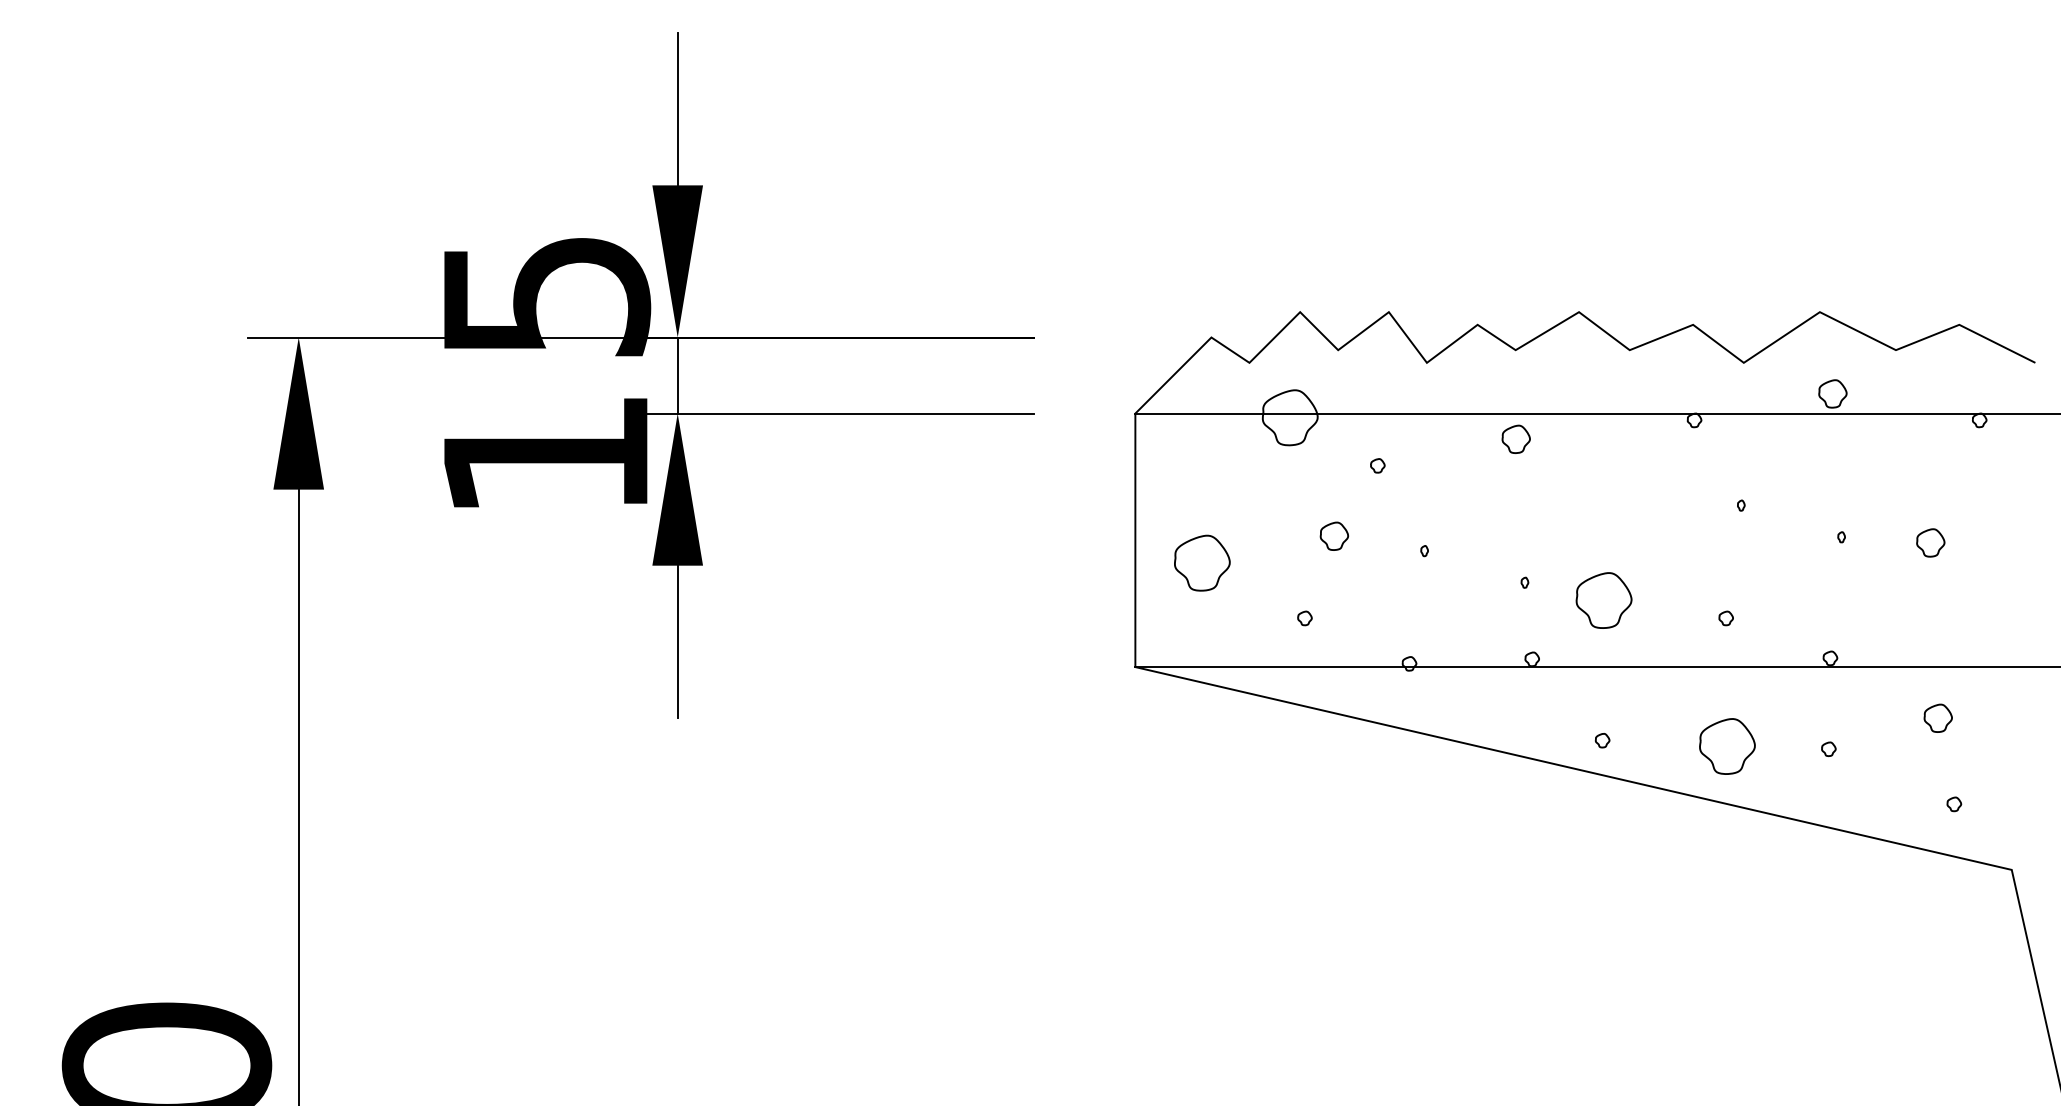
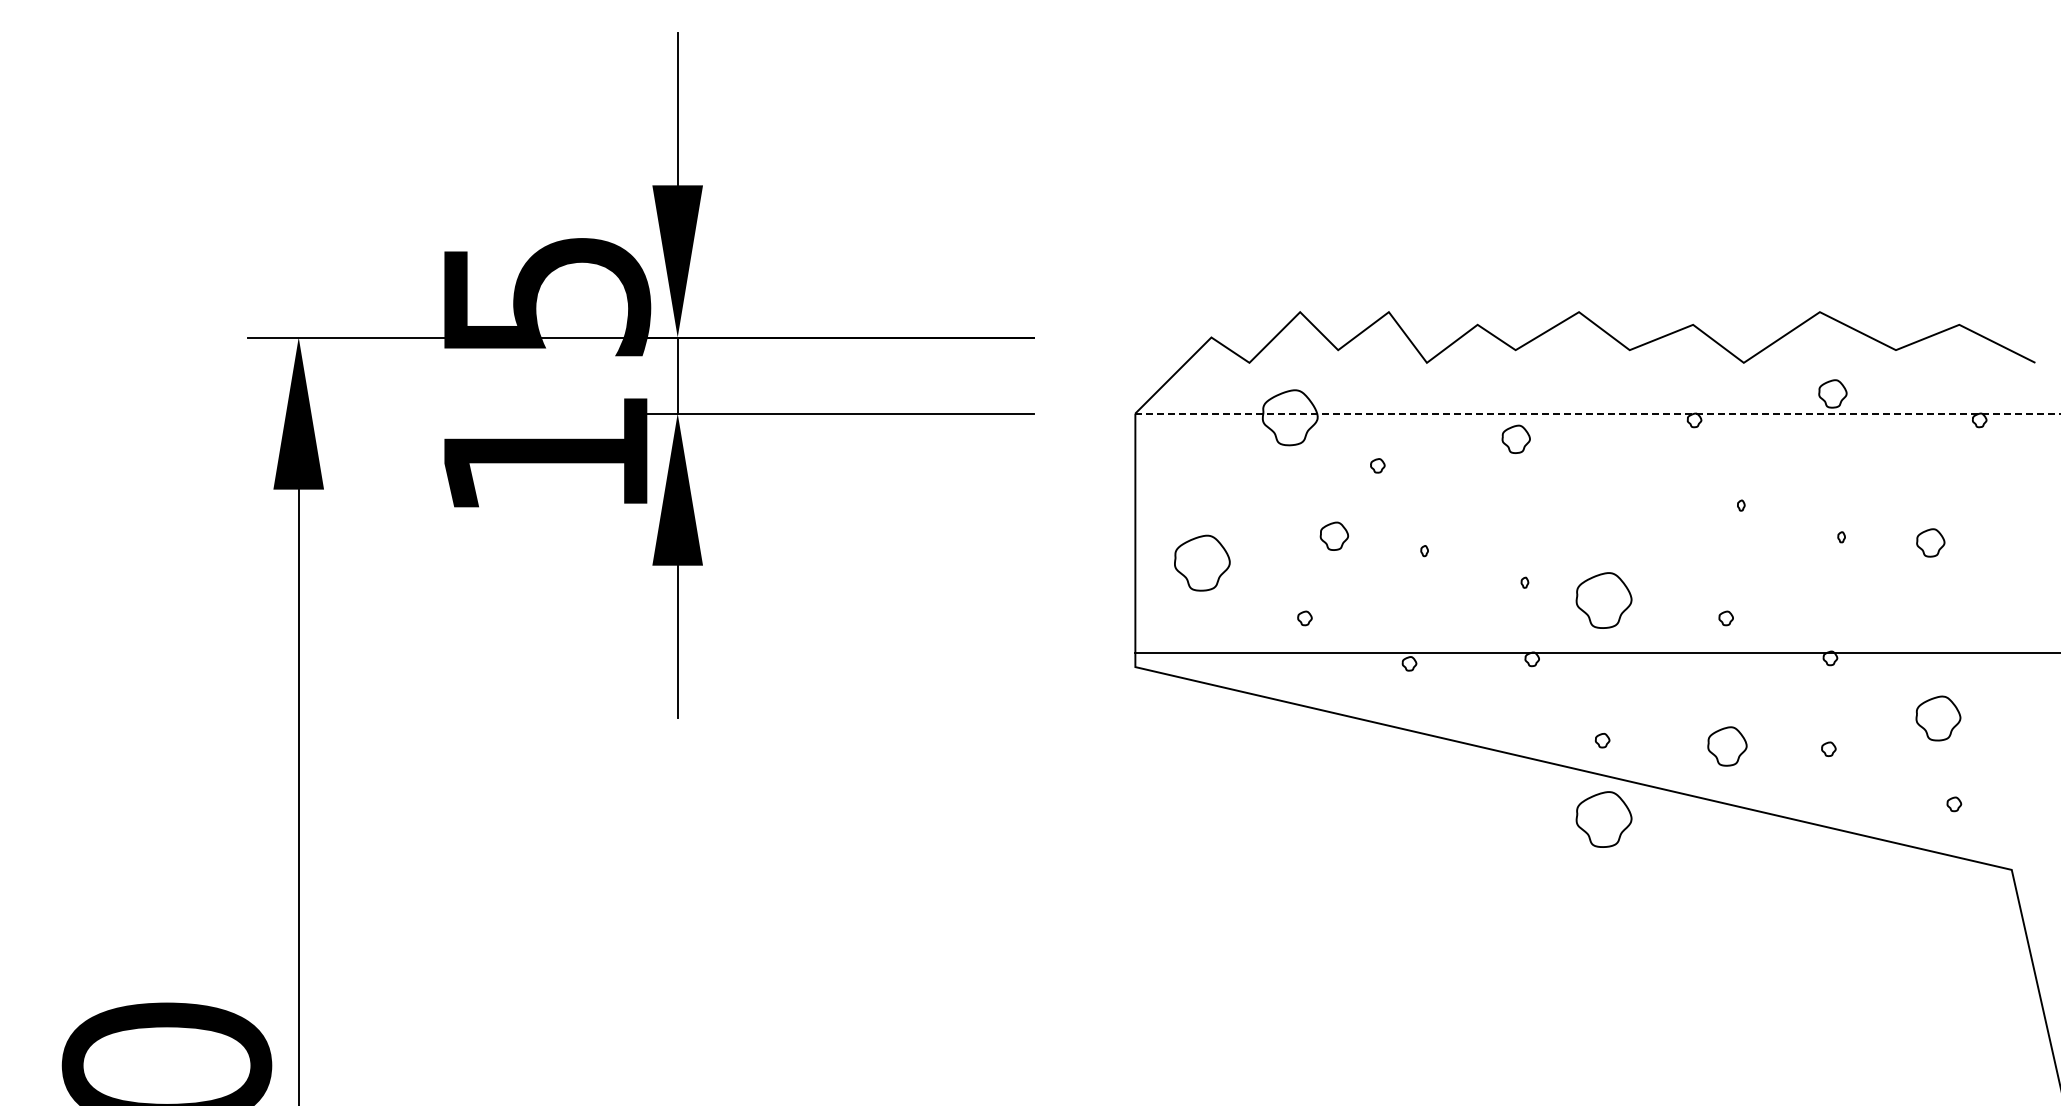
line: solid -> dashed (1598, 413)
line position: (1596, 667) -> (1596, 653) (1596, 653)
part size: 30x30 px -> 47x47 px (1938, 718)
part size: 57x57 px -> 41x41 px (1727, 746)
part: none -> present (1603, 819)
